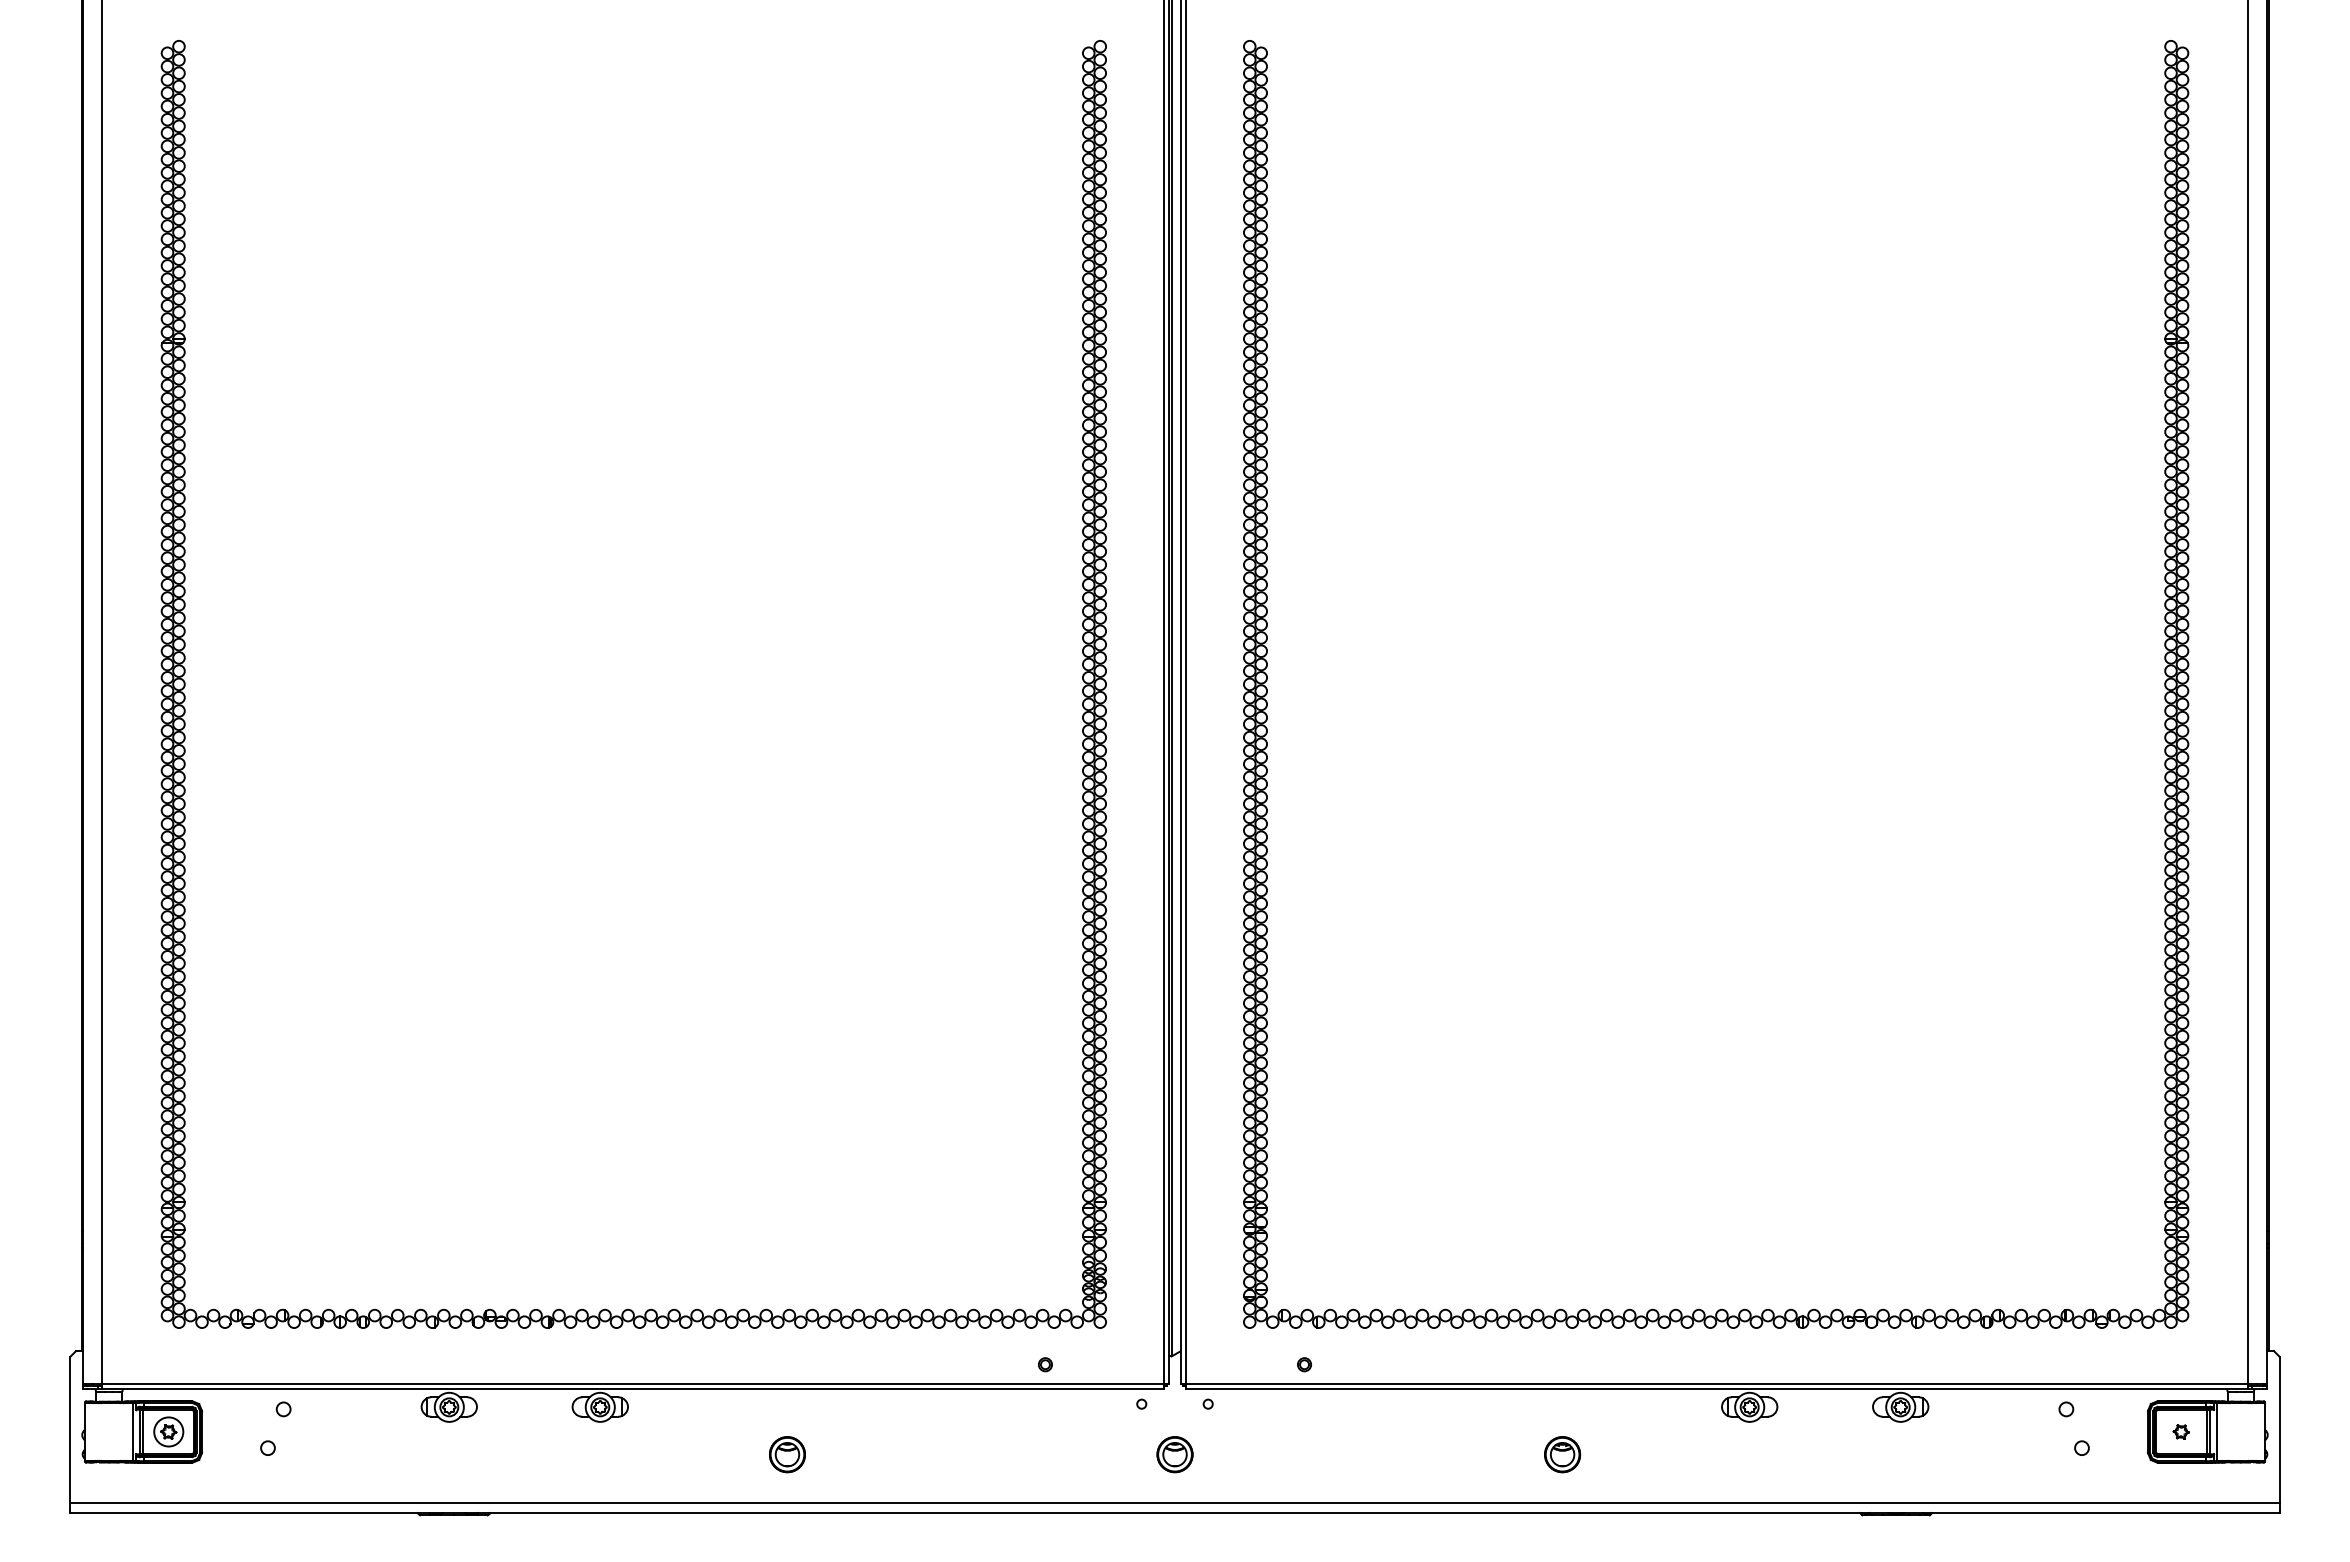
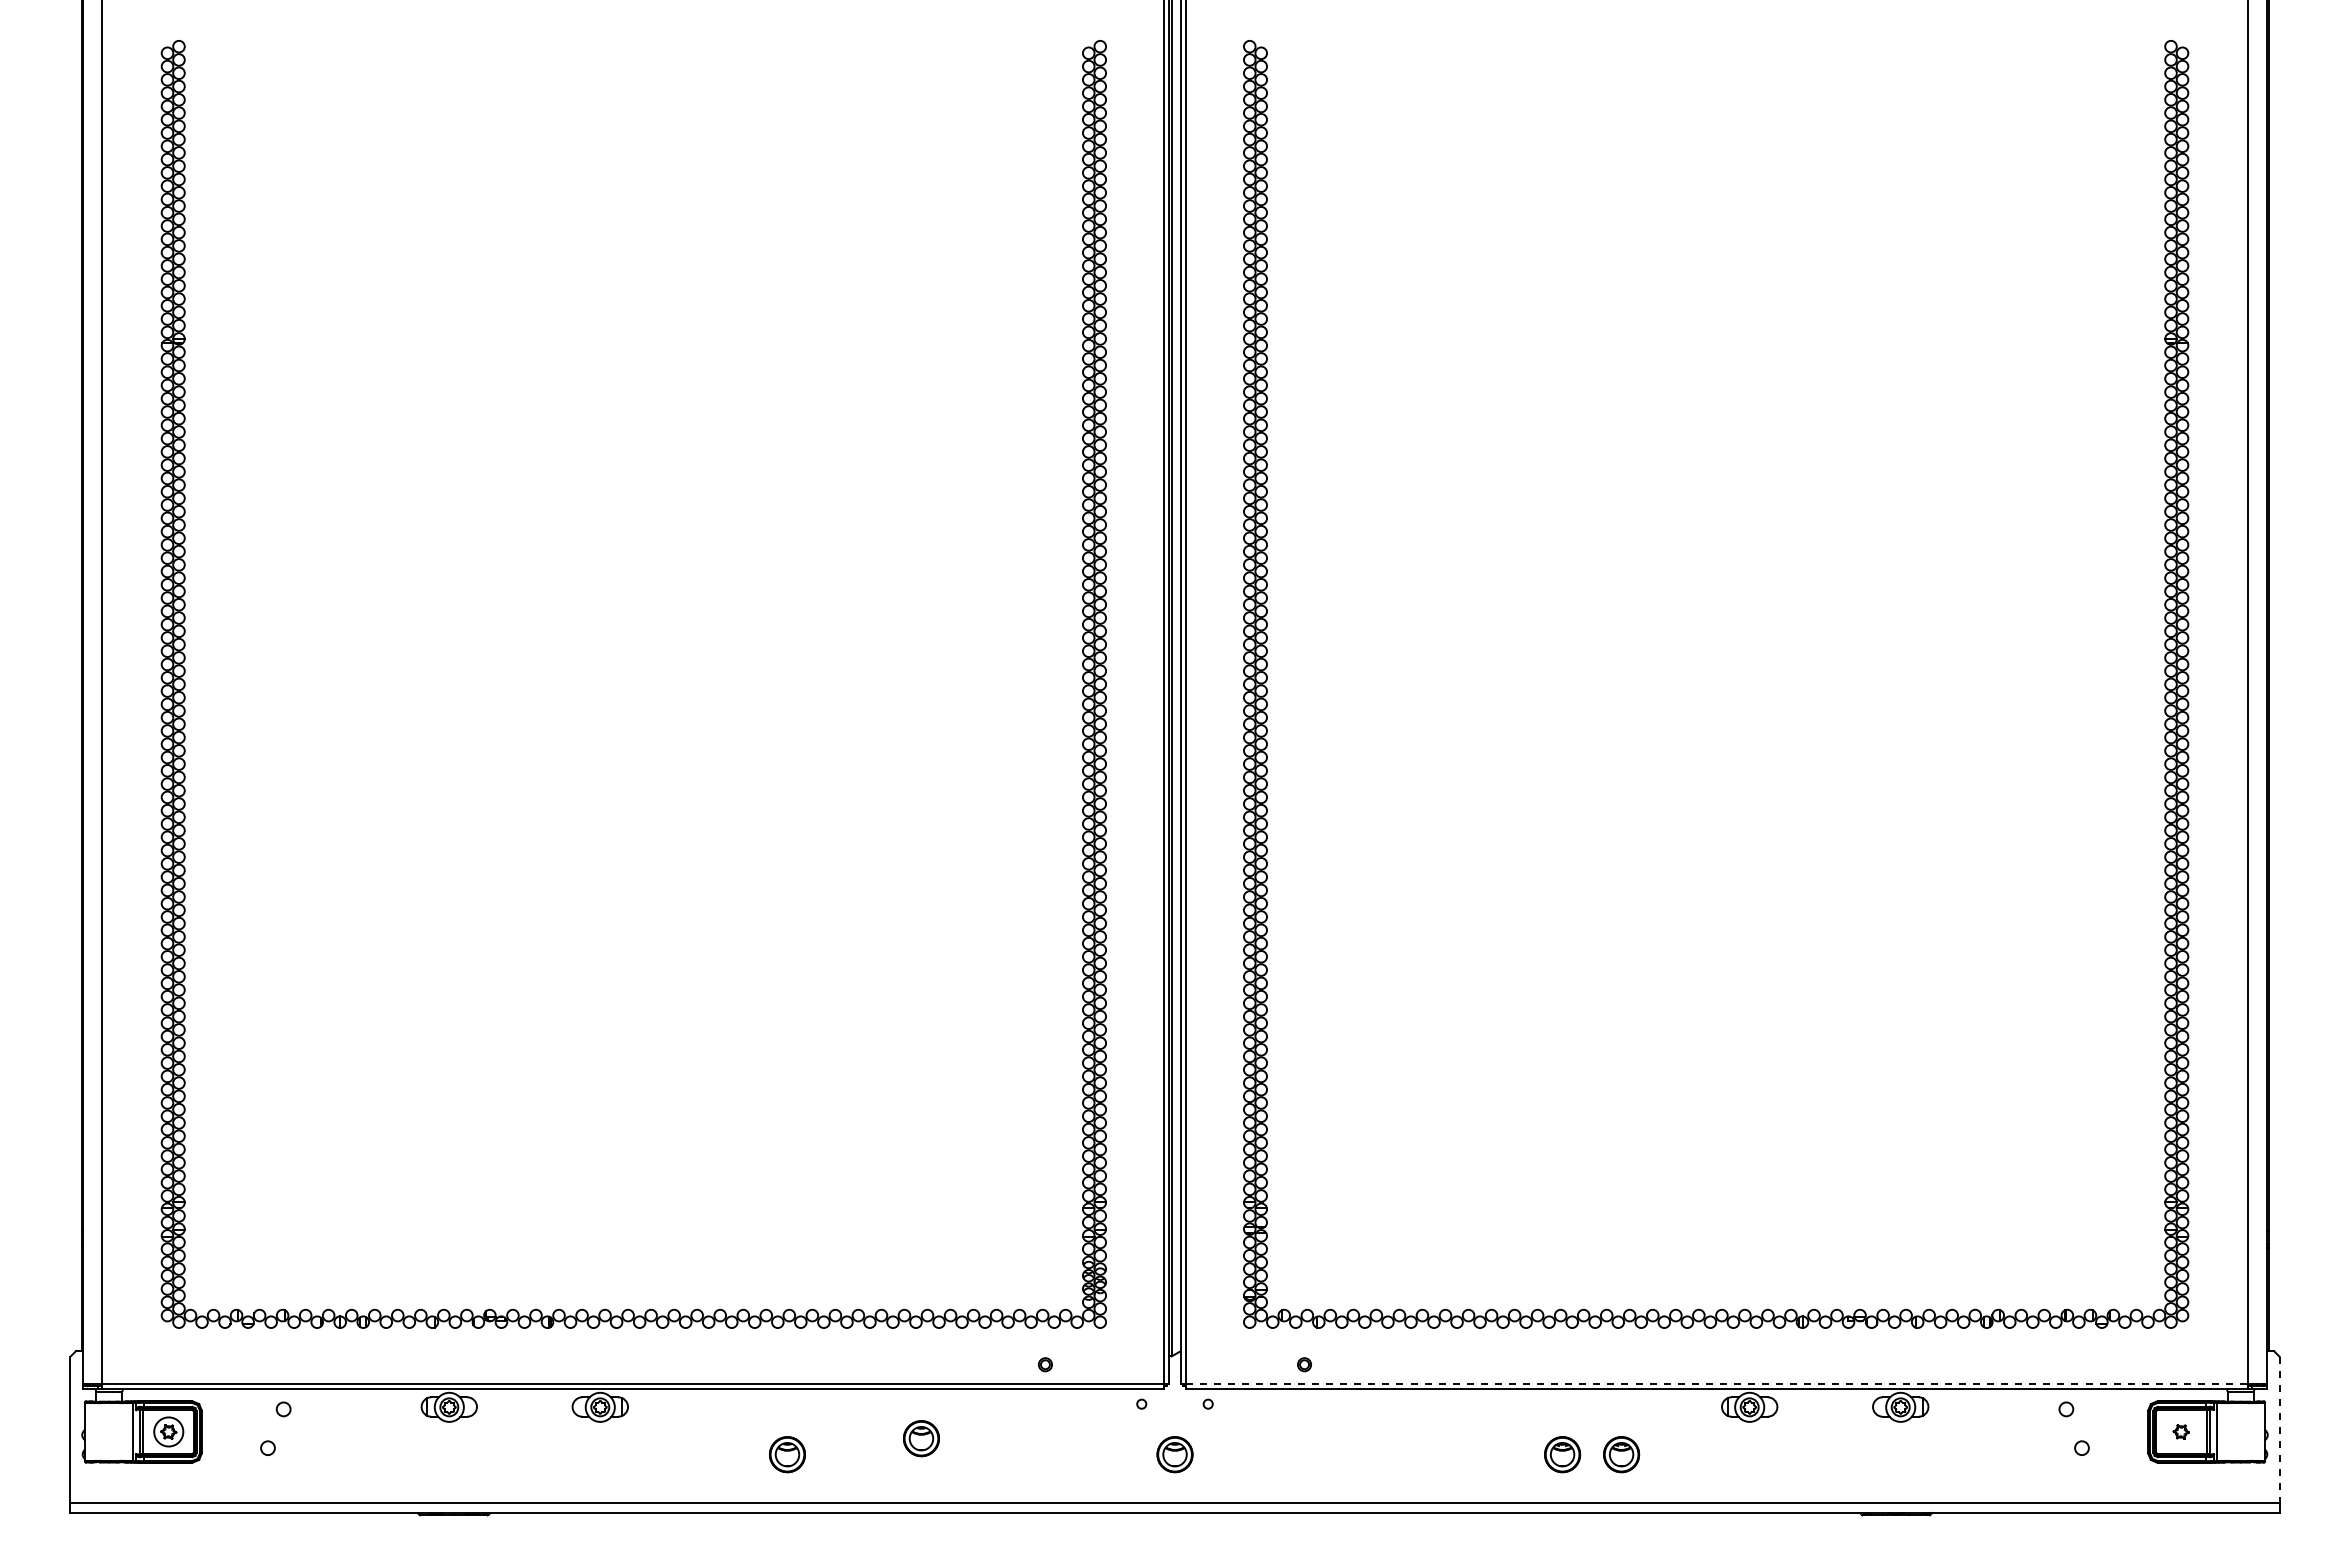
line: solid -> dashed (1717, 1384)
line: solid -> dashed (2279, 1430)
part: none -> present (921, 1438)
part: none -> present (1621, 1454)
